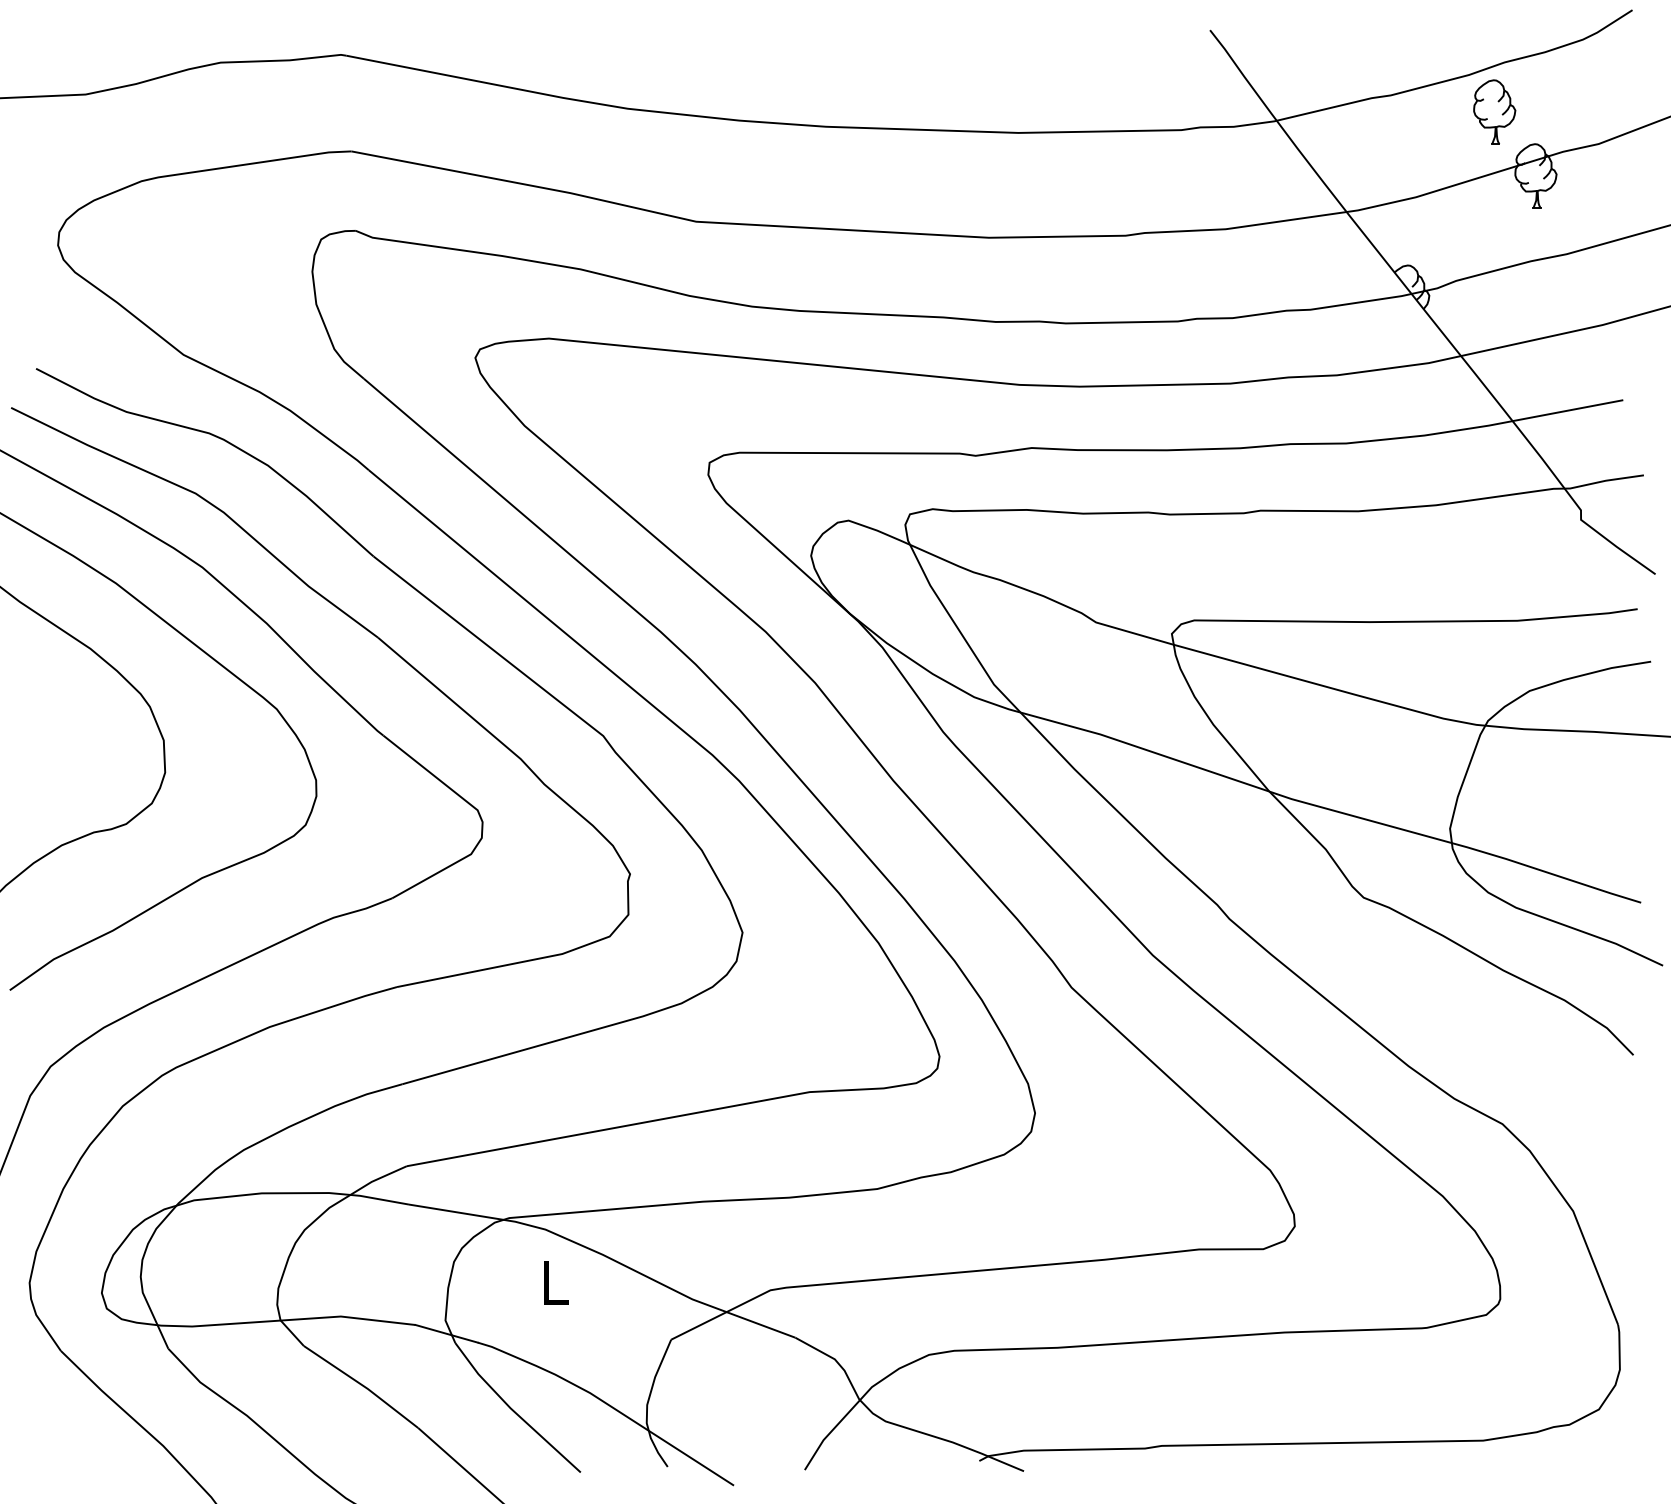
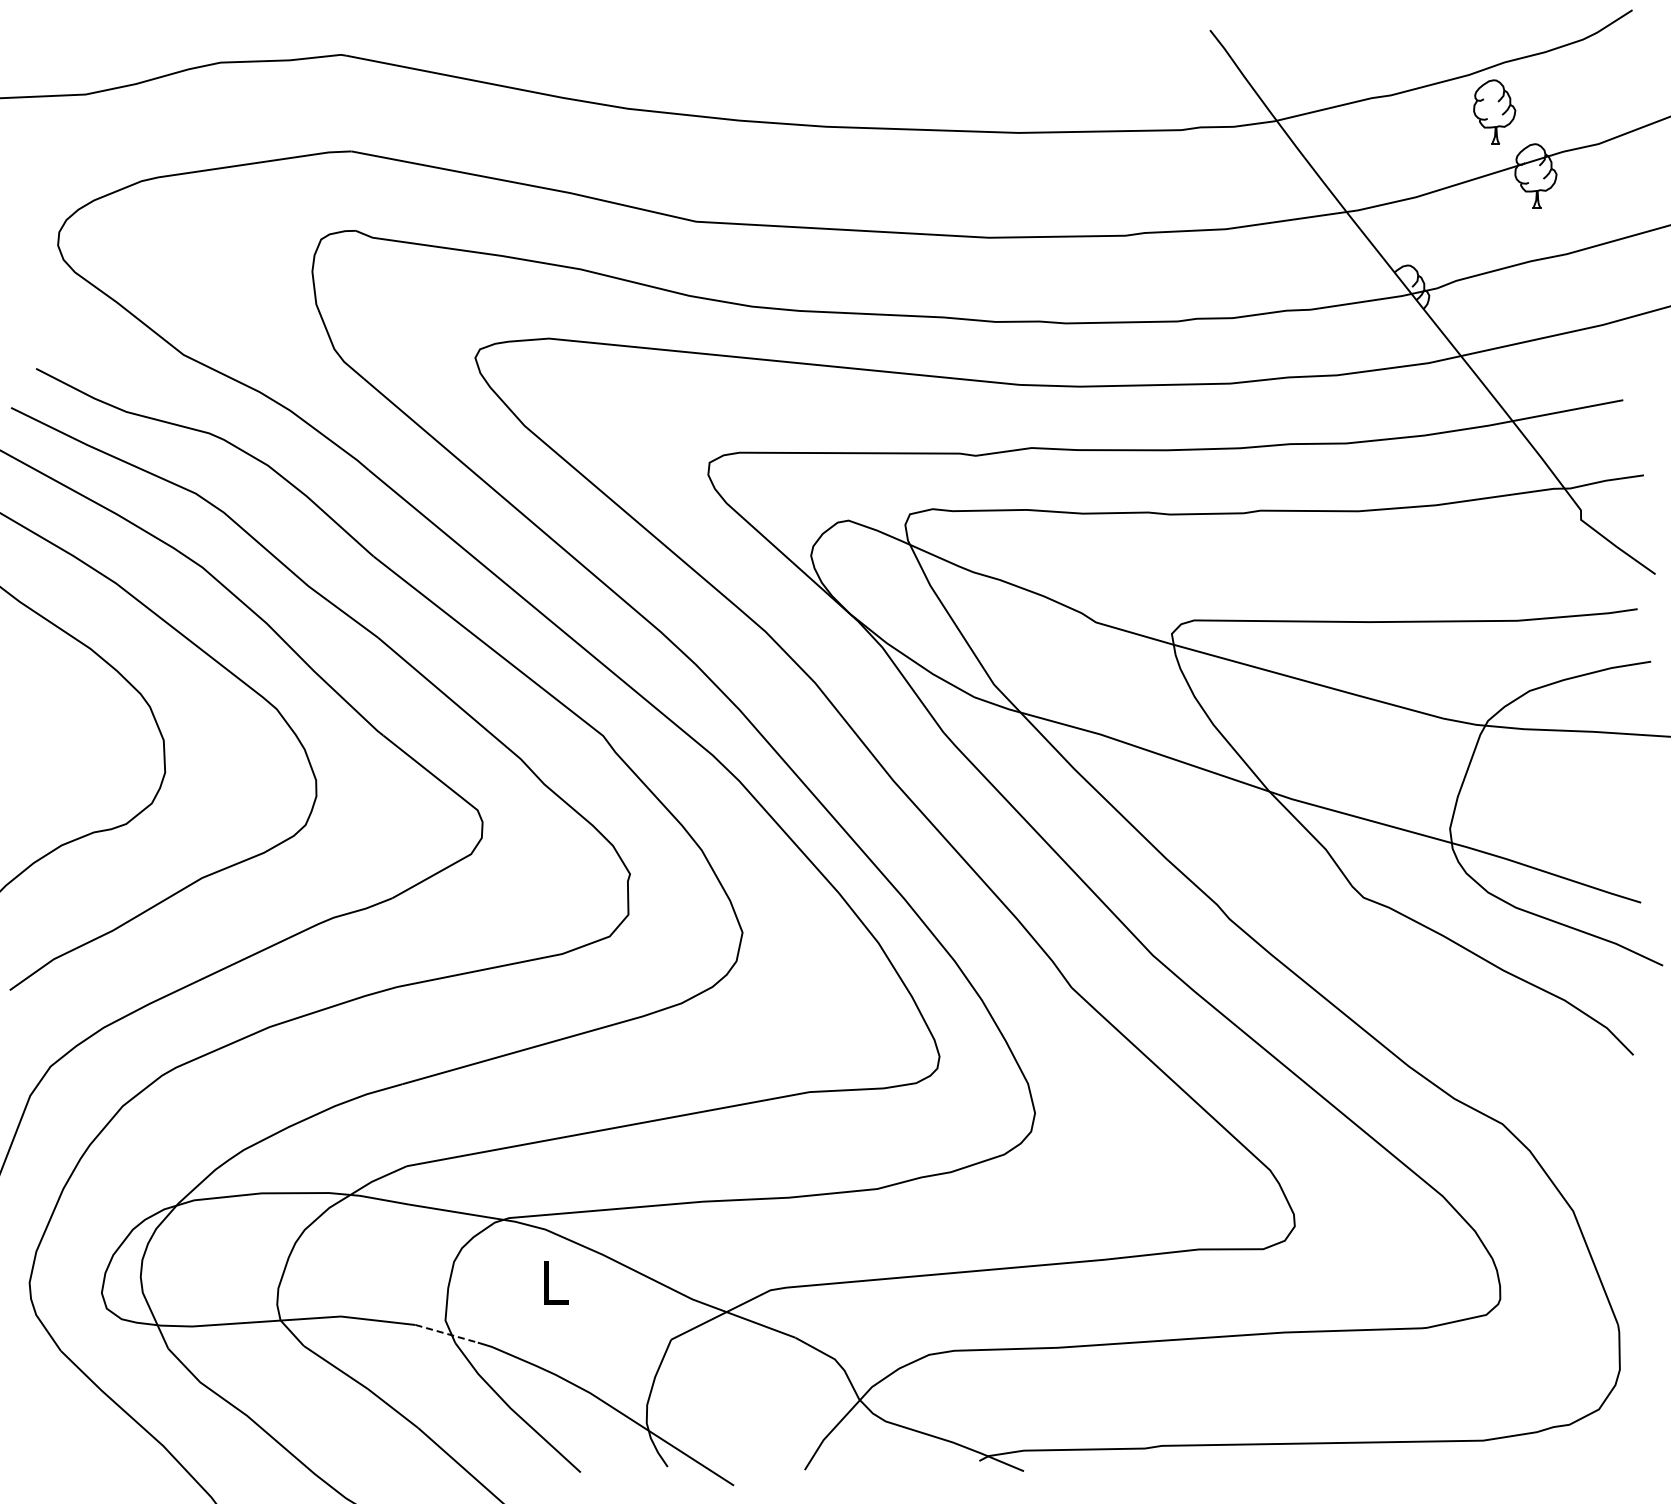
line: solid -> dashed (447, 1333)
